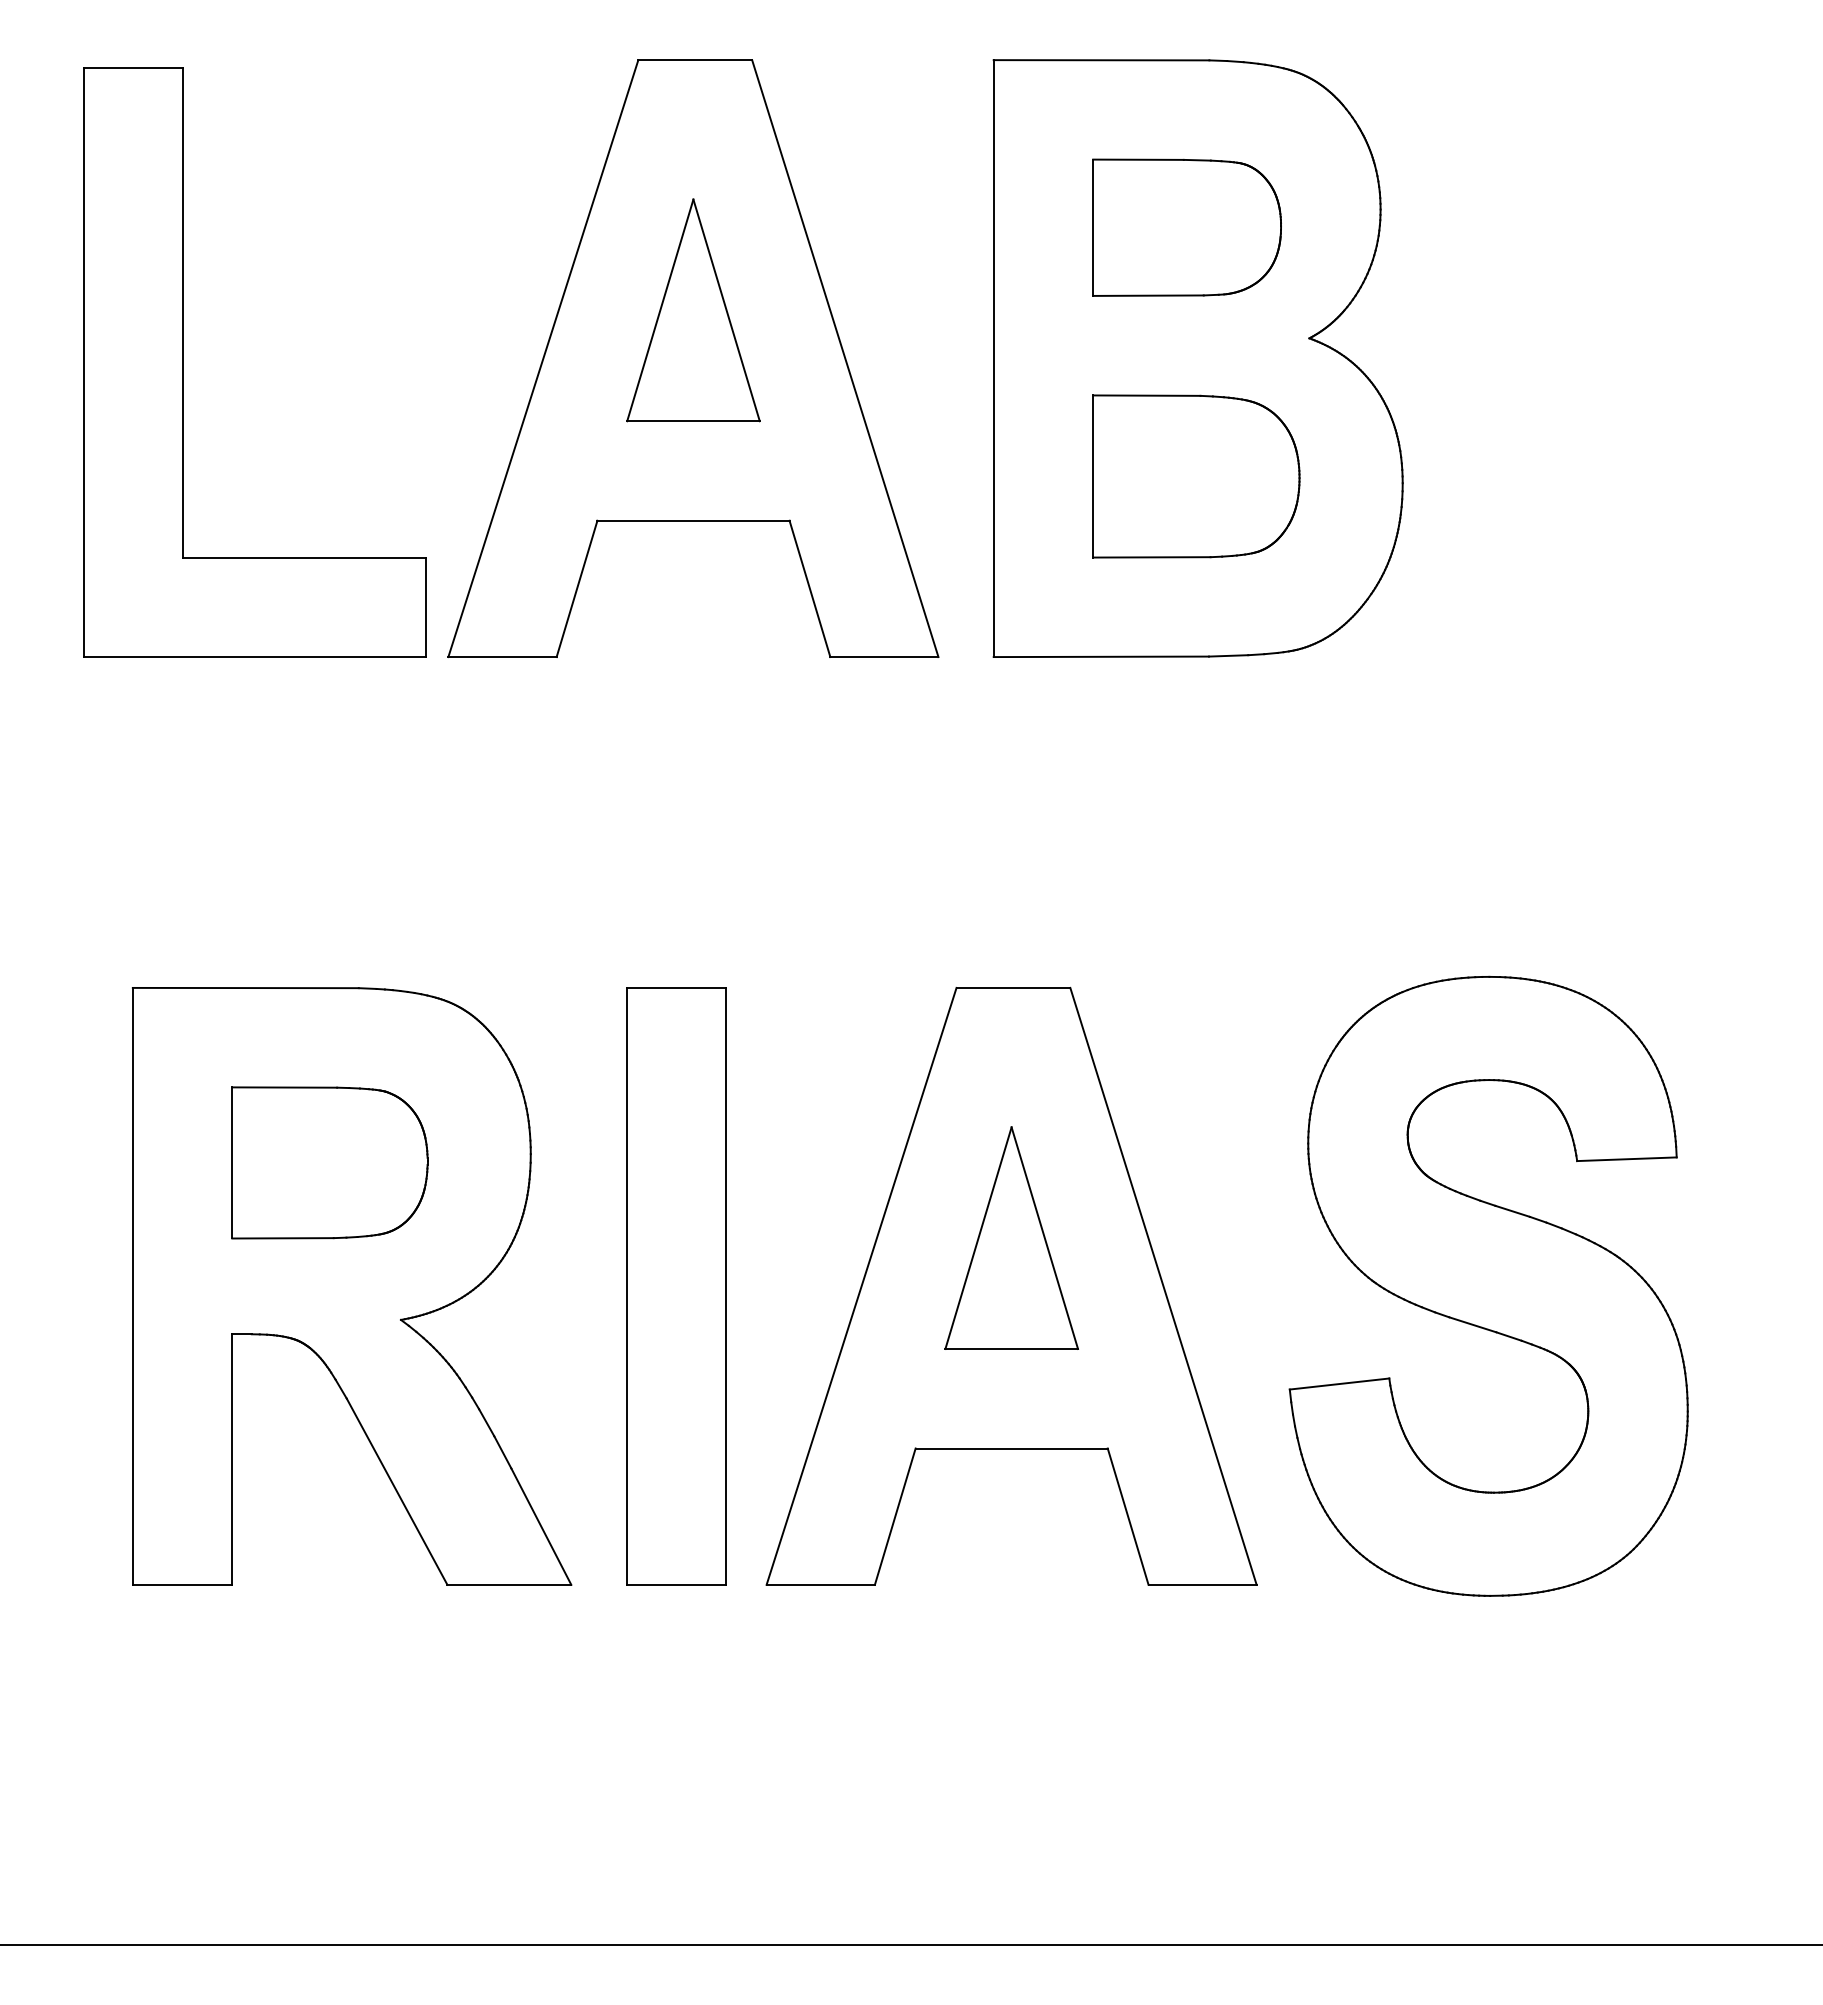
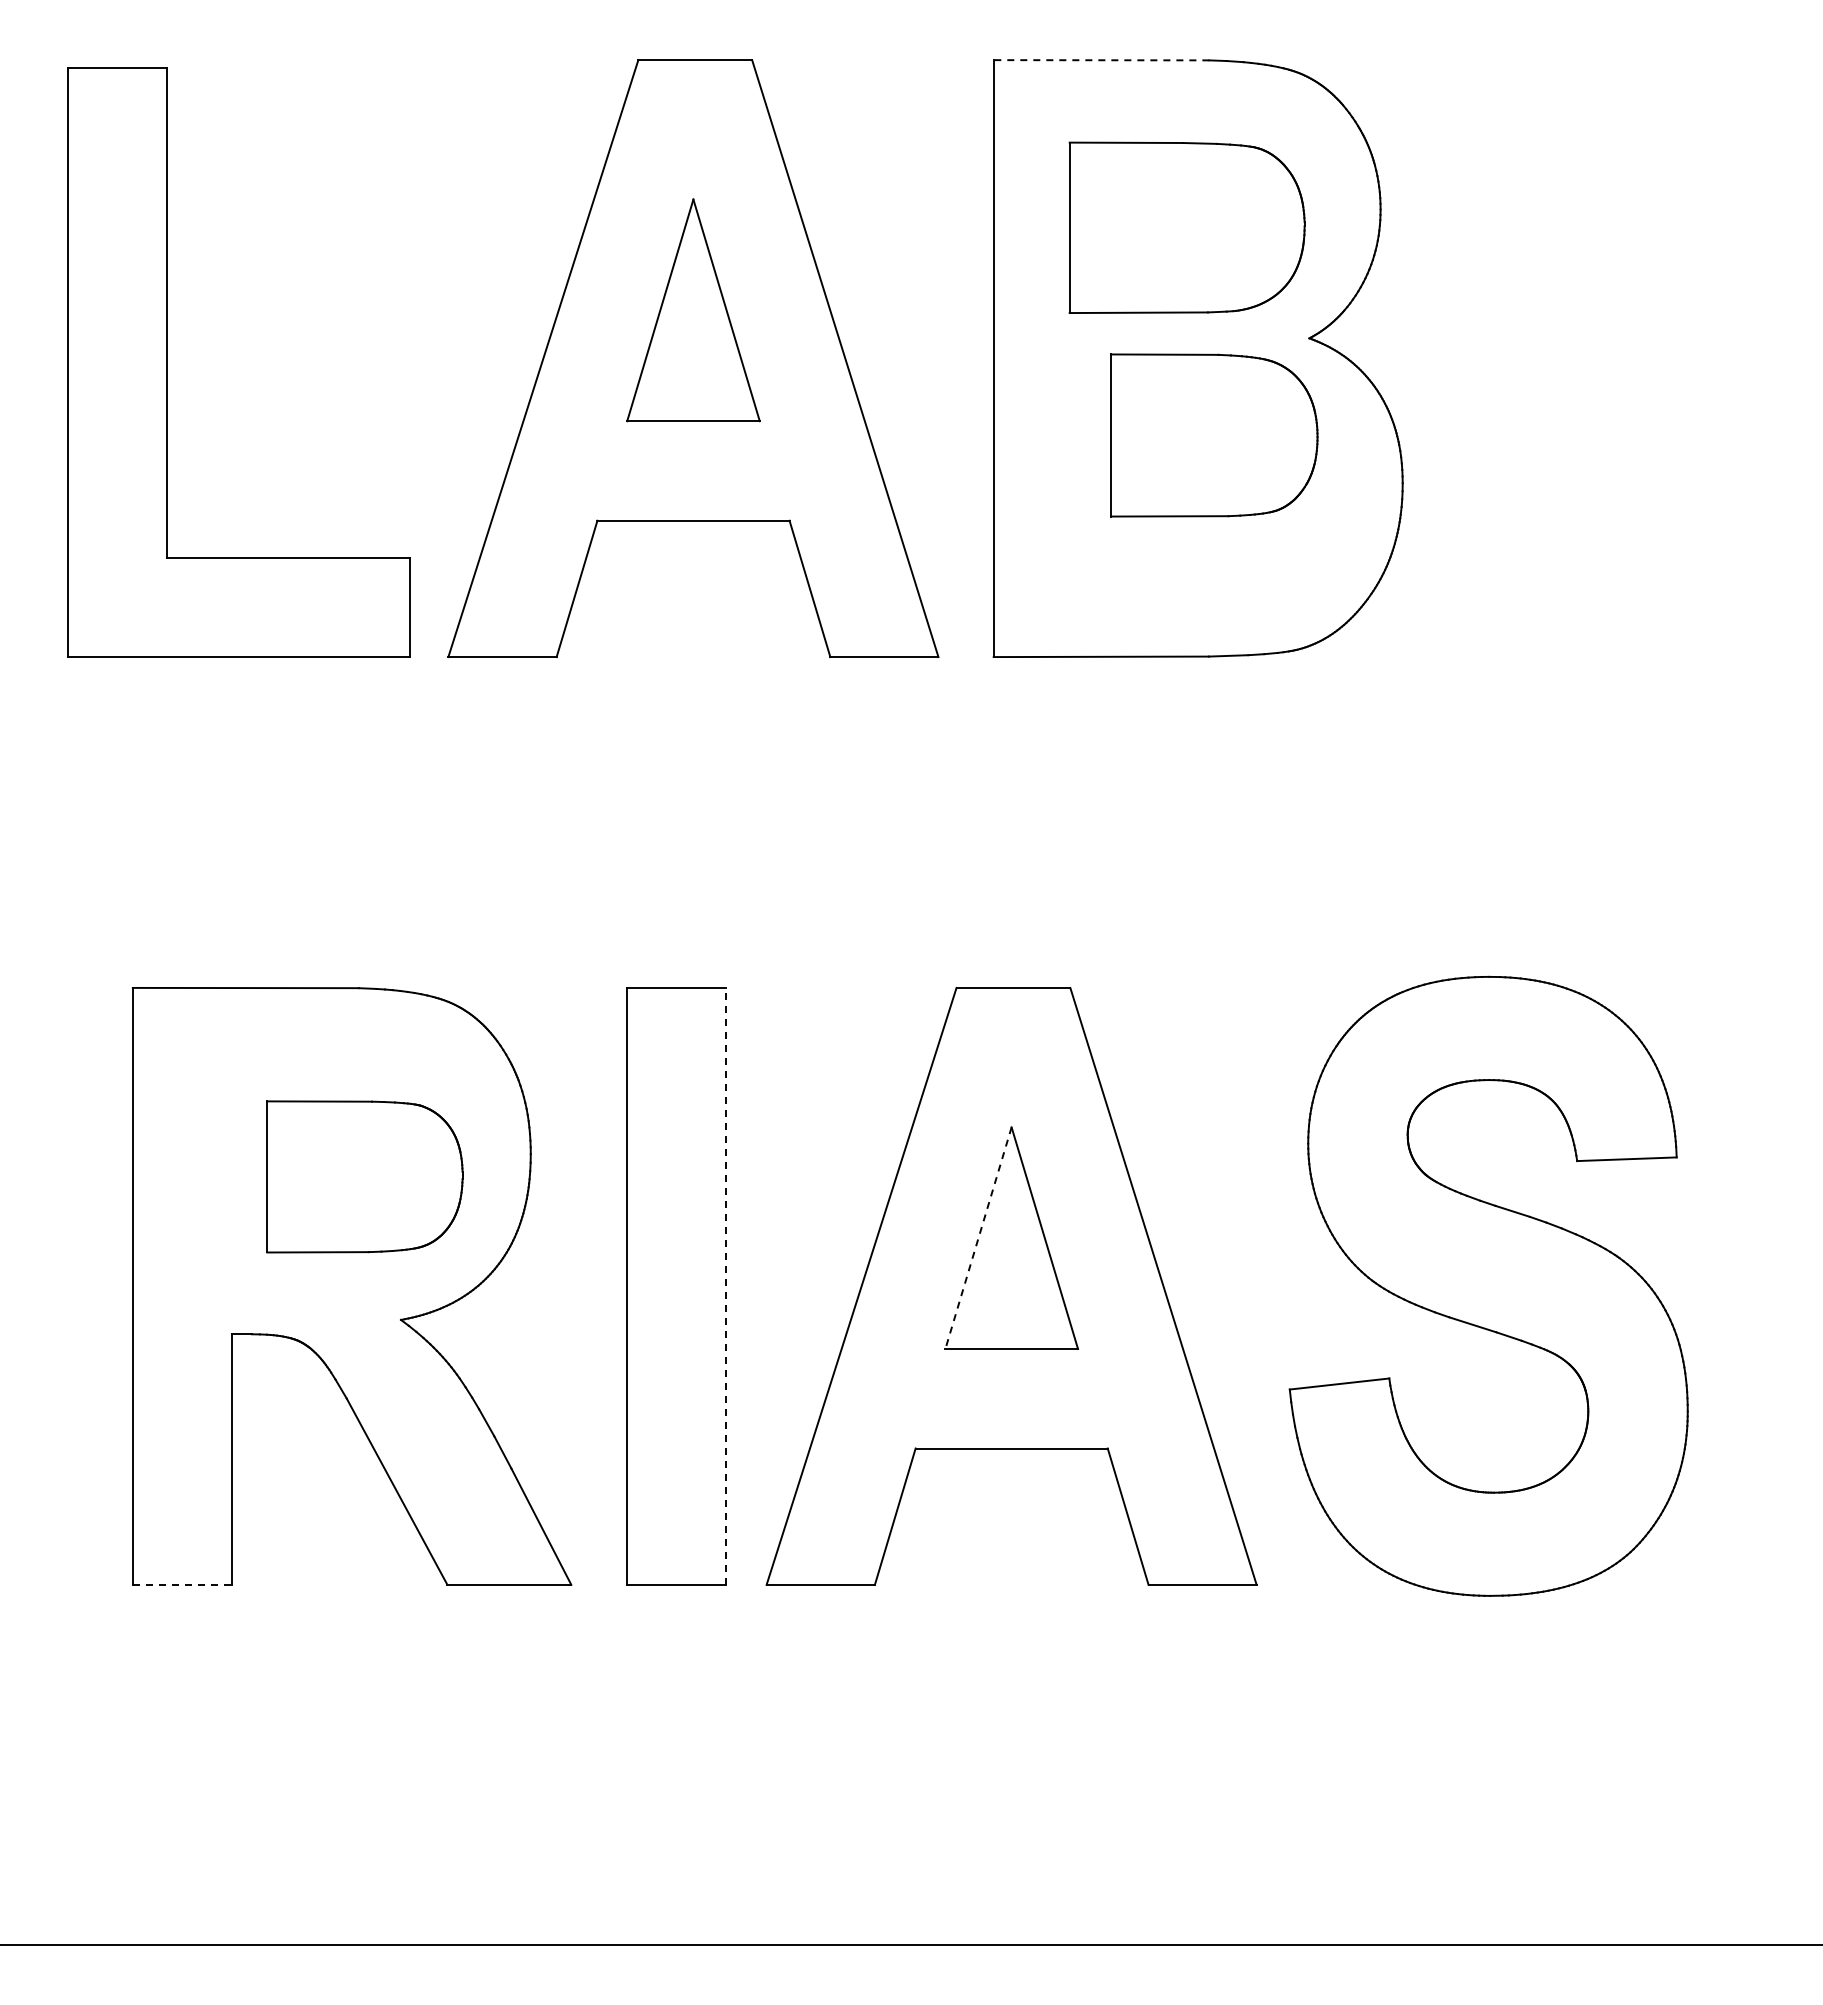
line: solid -> dashed (1101, 60)
part size: 190x139 px -> 238x173 px (1186, 227)
part position: (183, 362) -> (167, 362) (167, 362)
part position: (1196, 476) -> (1214, 435) (1214, 435)
part position: (329, 1162) -> (364, 1176) (364, 1176)
line: solid -> dashed (978, 1238)
line: solid -> dashed (726, 1285)
line: solid -> dashed (182, 1584)
